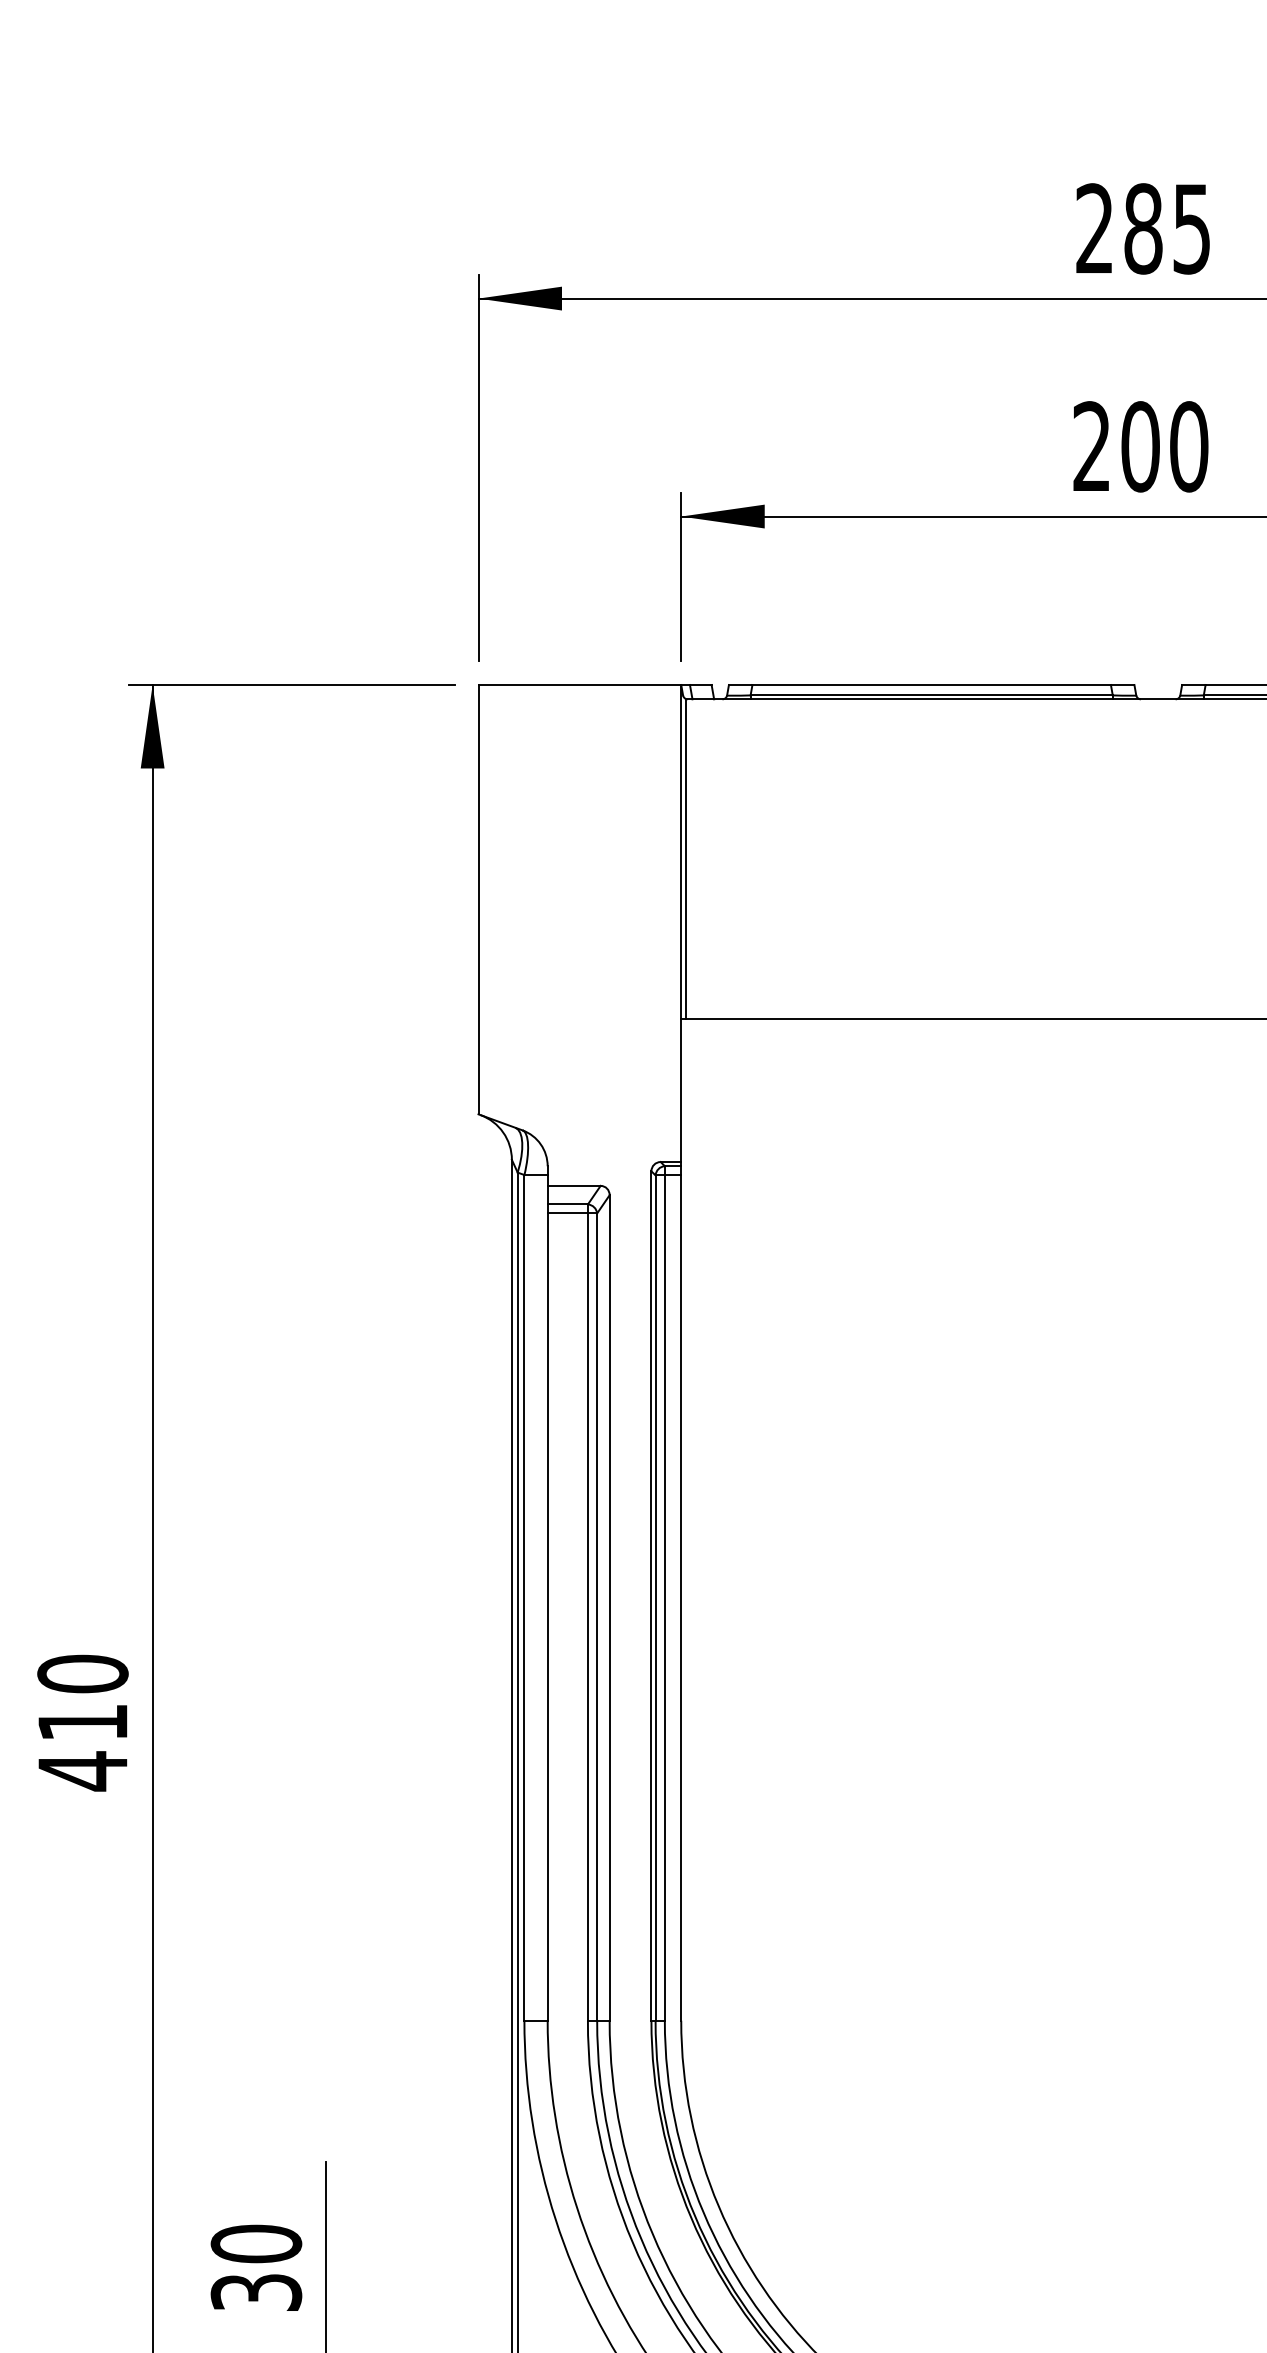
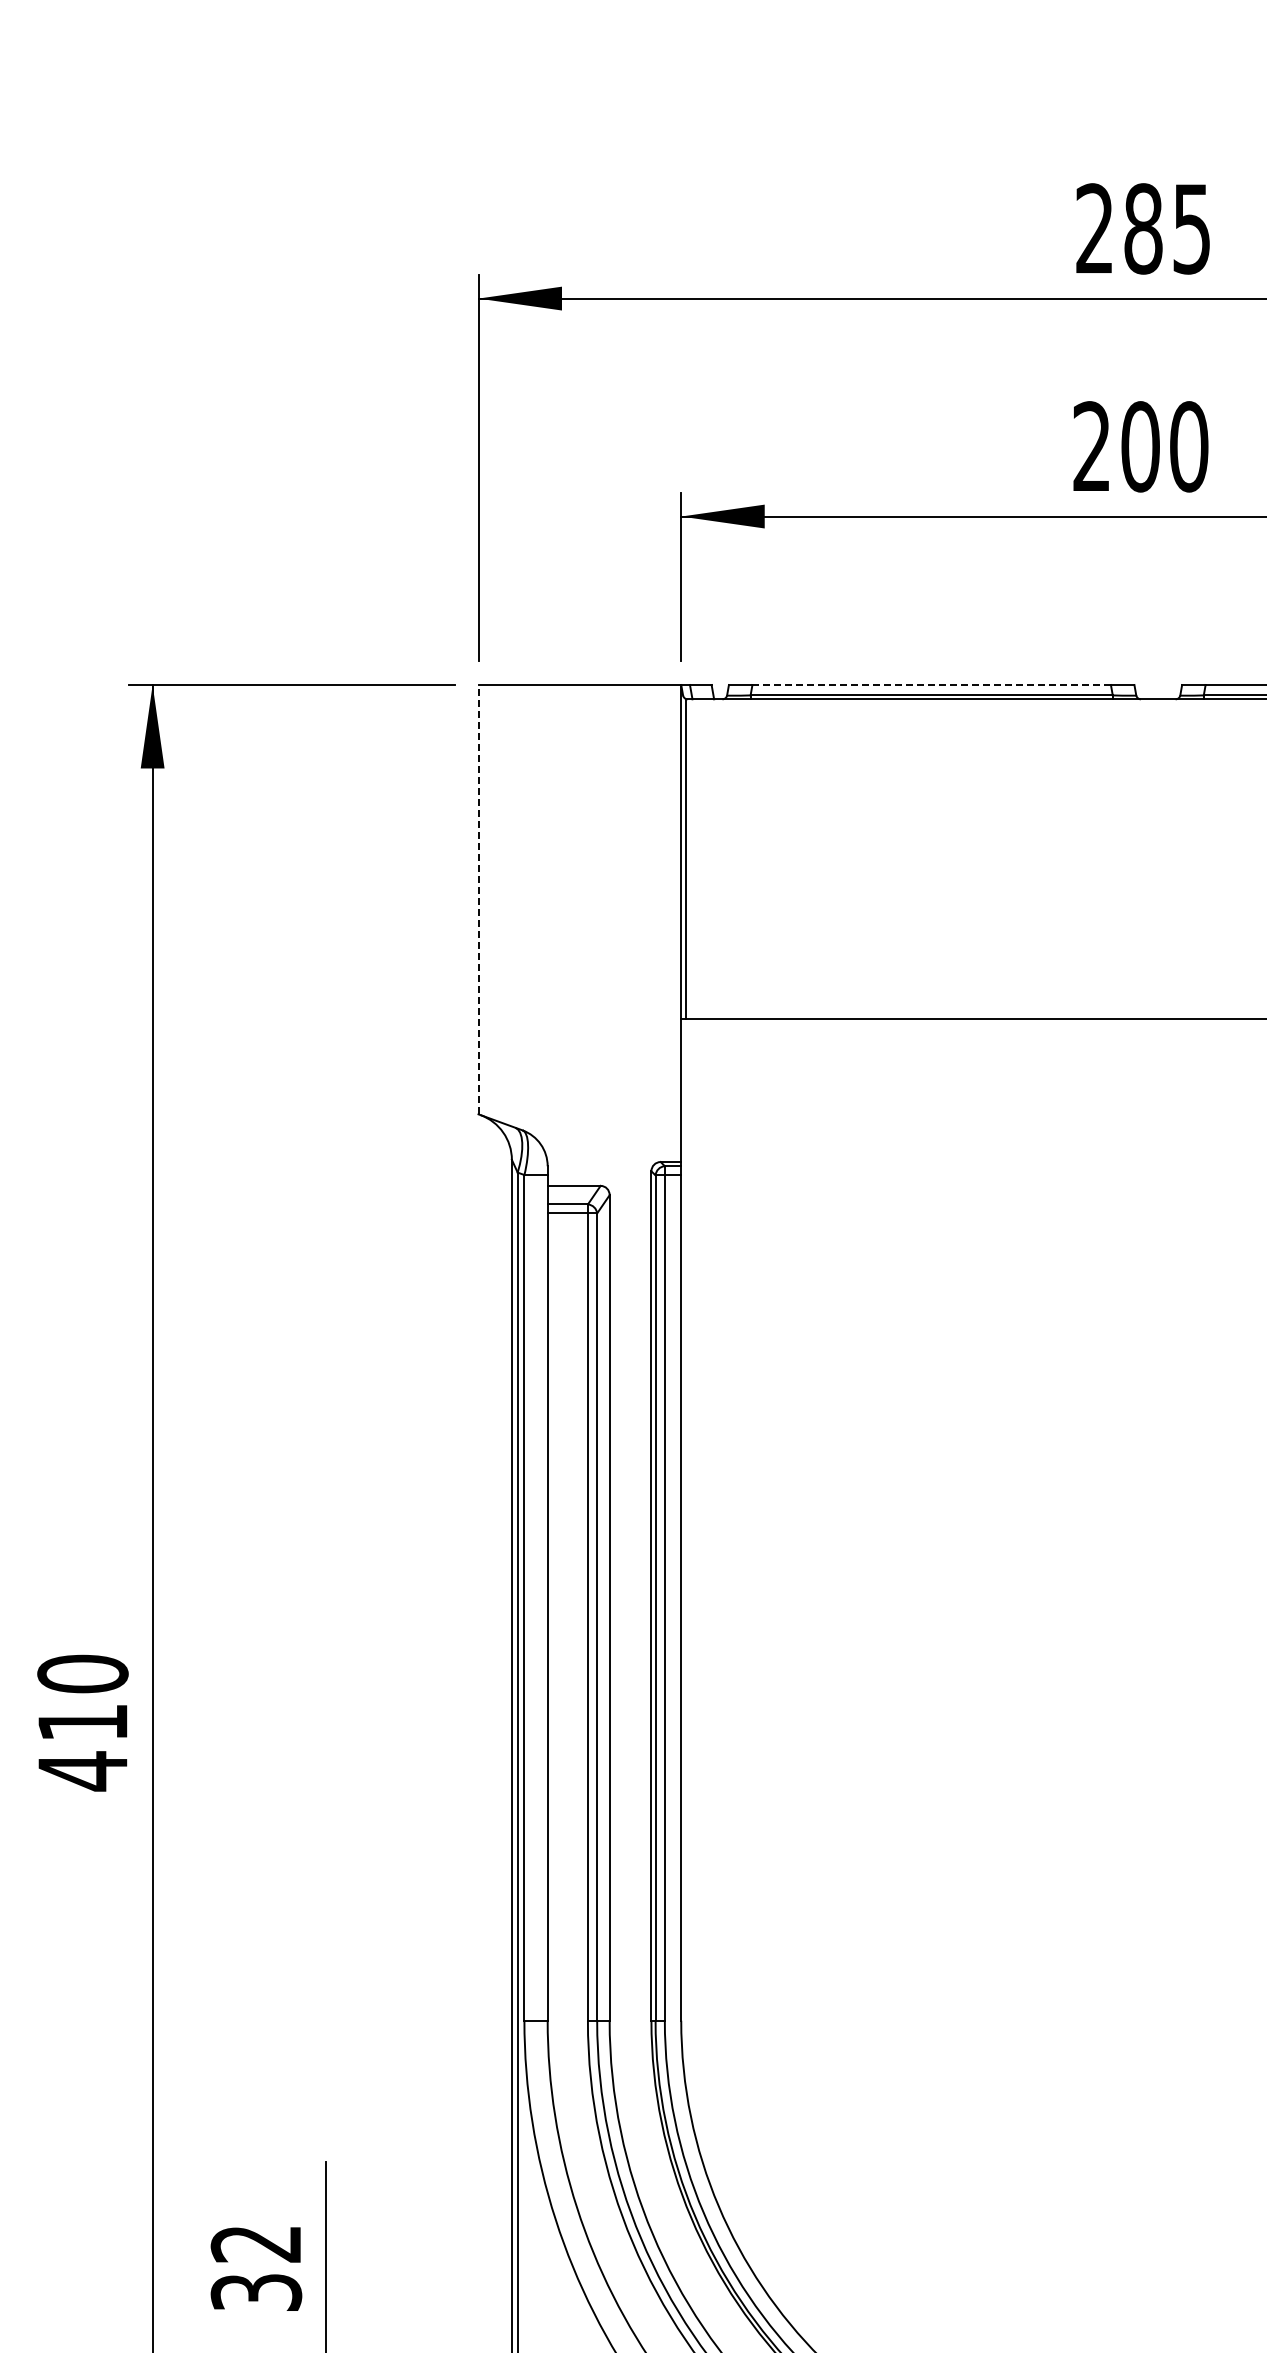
line: solid -> dashed (932, 685)
line: solid -> dashed (478, 899)
text: 30 -> 32 (256, 2243)
